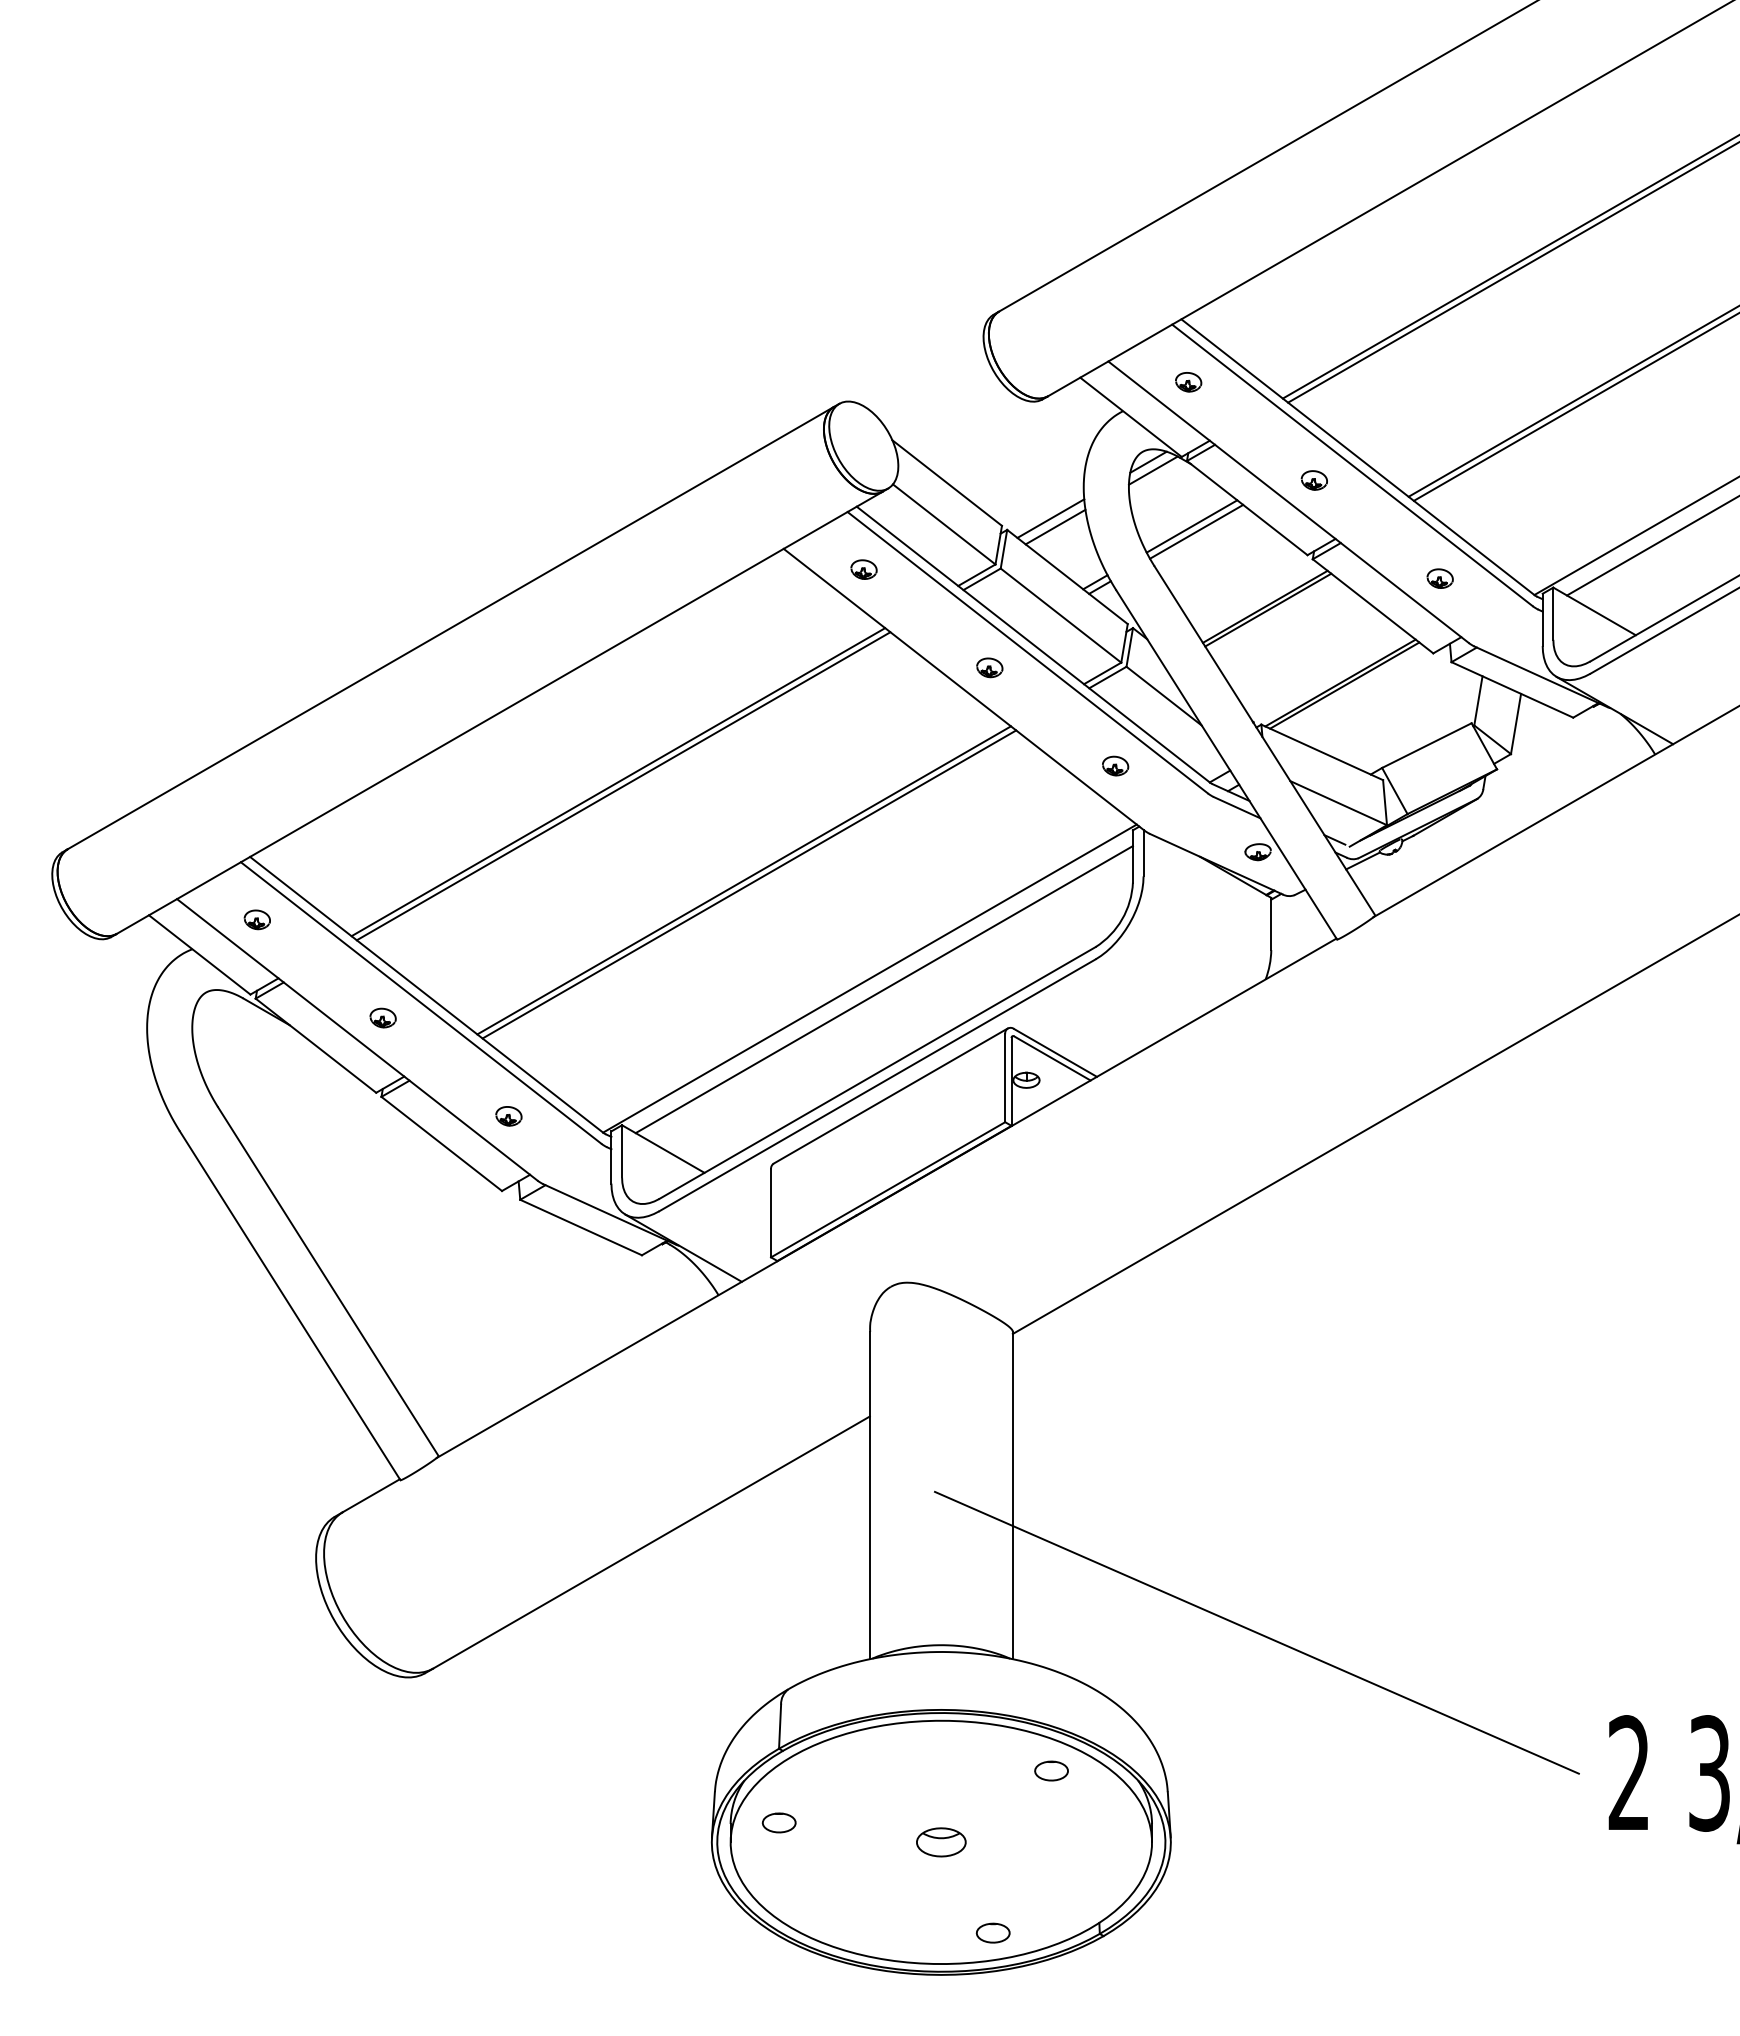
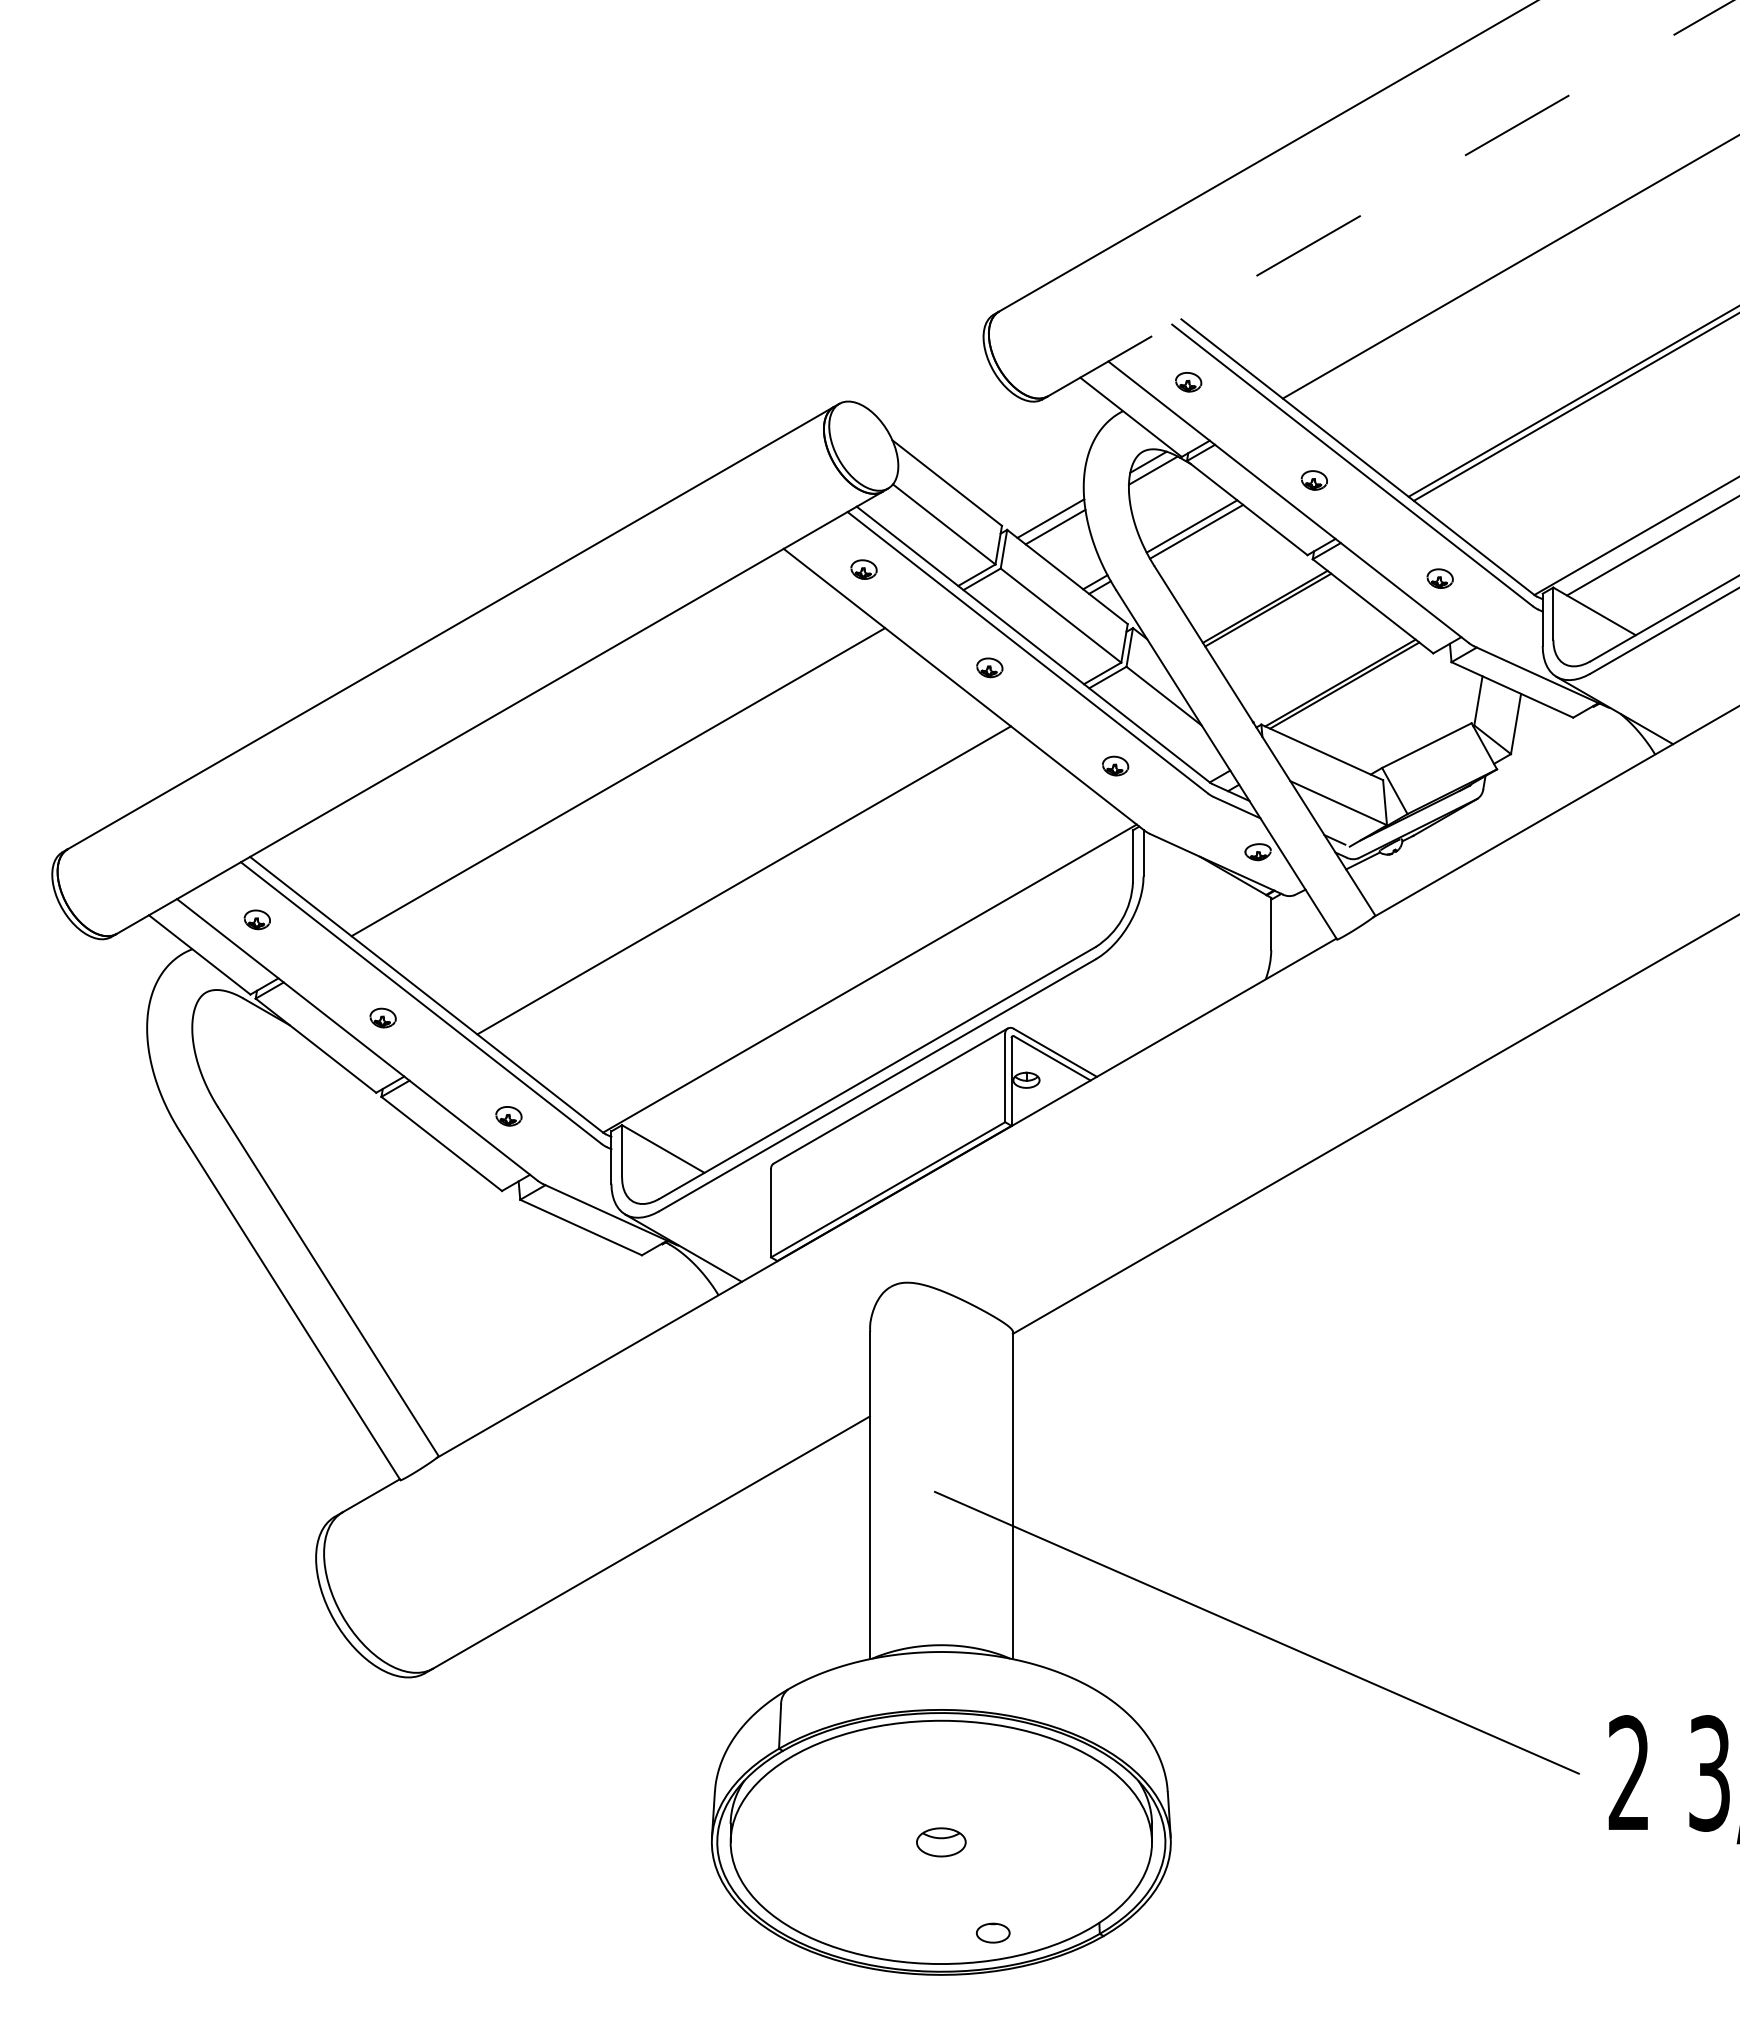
line: solid -> dashed (1390, 198)
line: present -> none (1512, 272)
line: present -> none (623, 786)
line: present -> none (749, 884)
line: present -> none (883, 989)
part: present -> none (1051, 1770)
part: present -> none (778, 1822)
